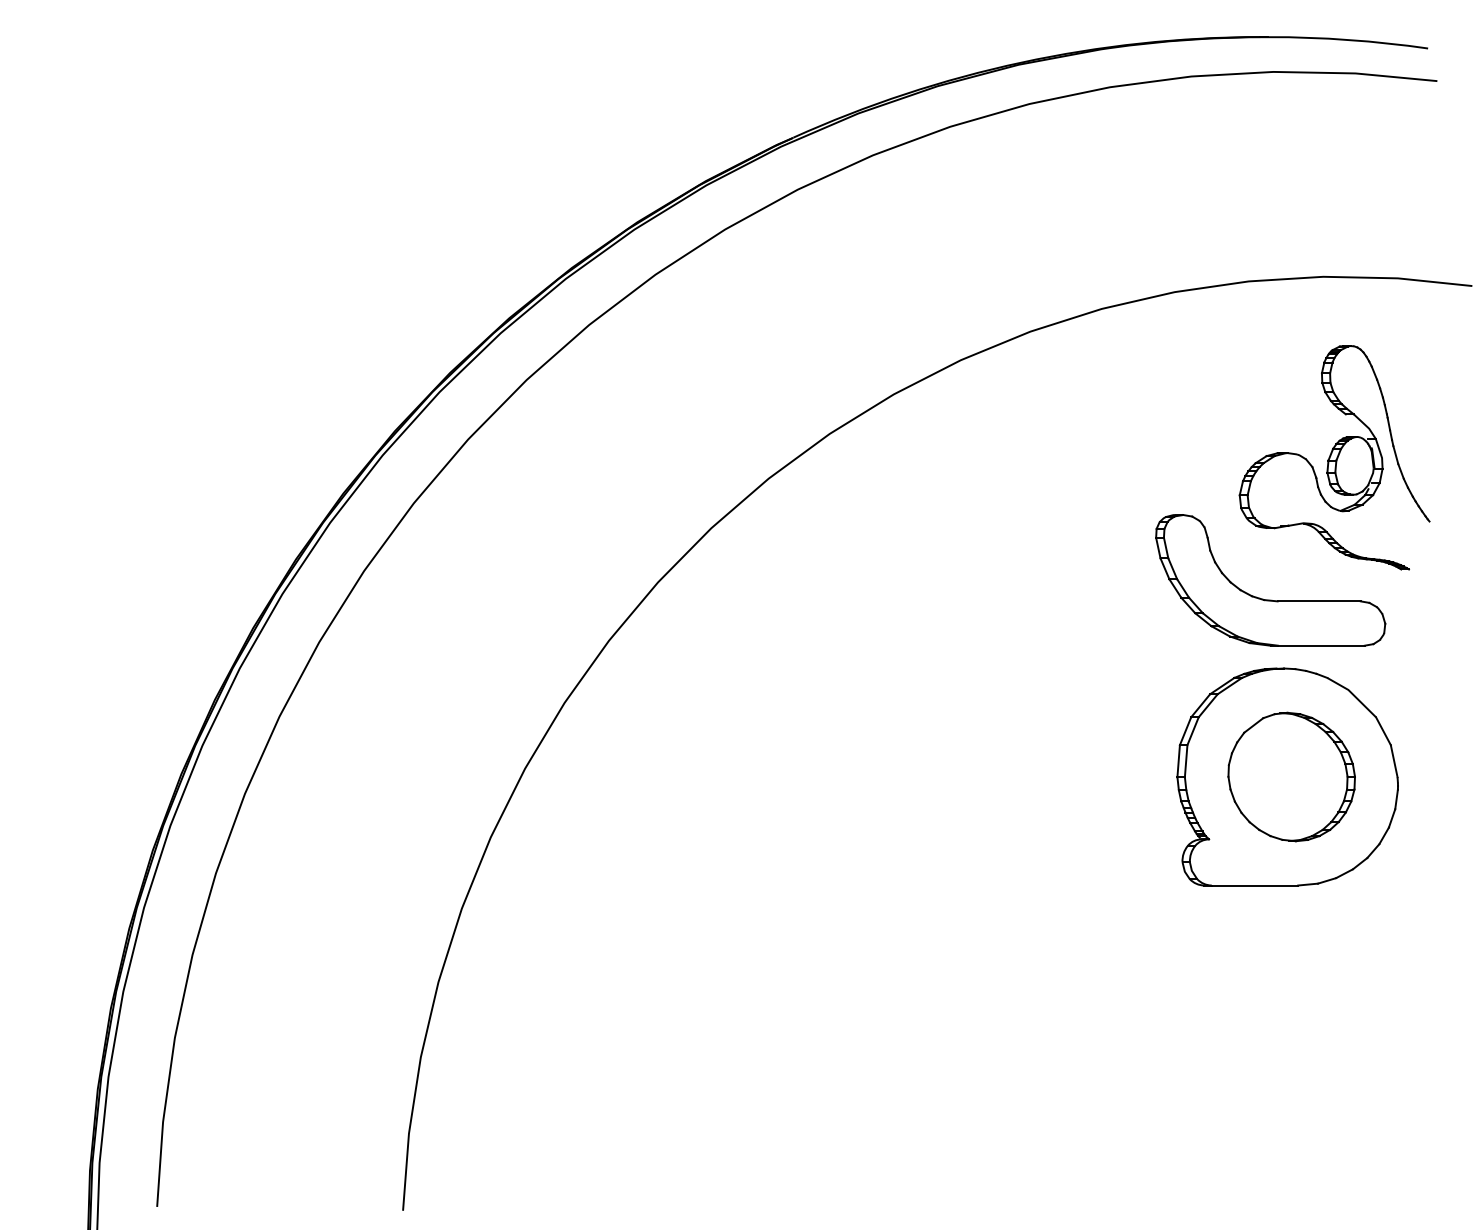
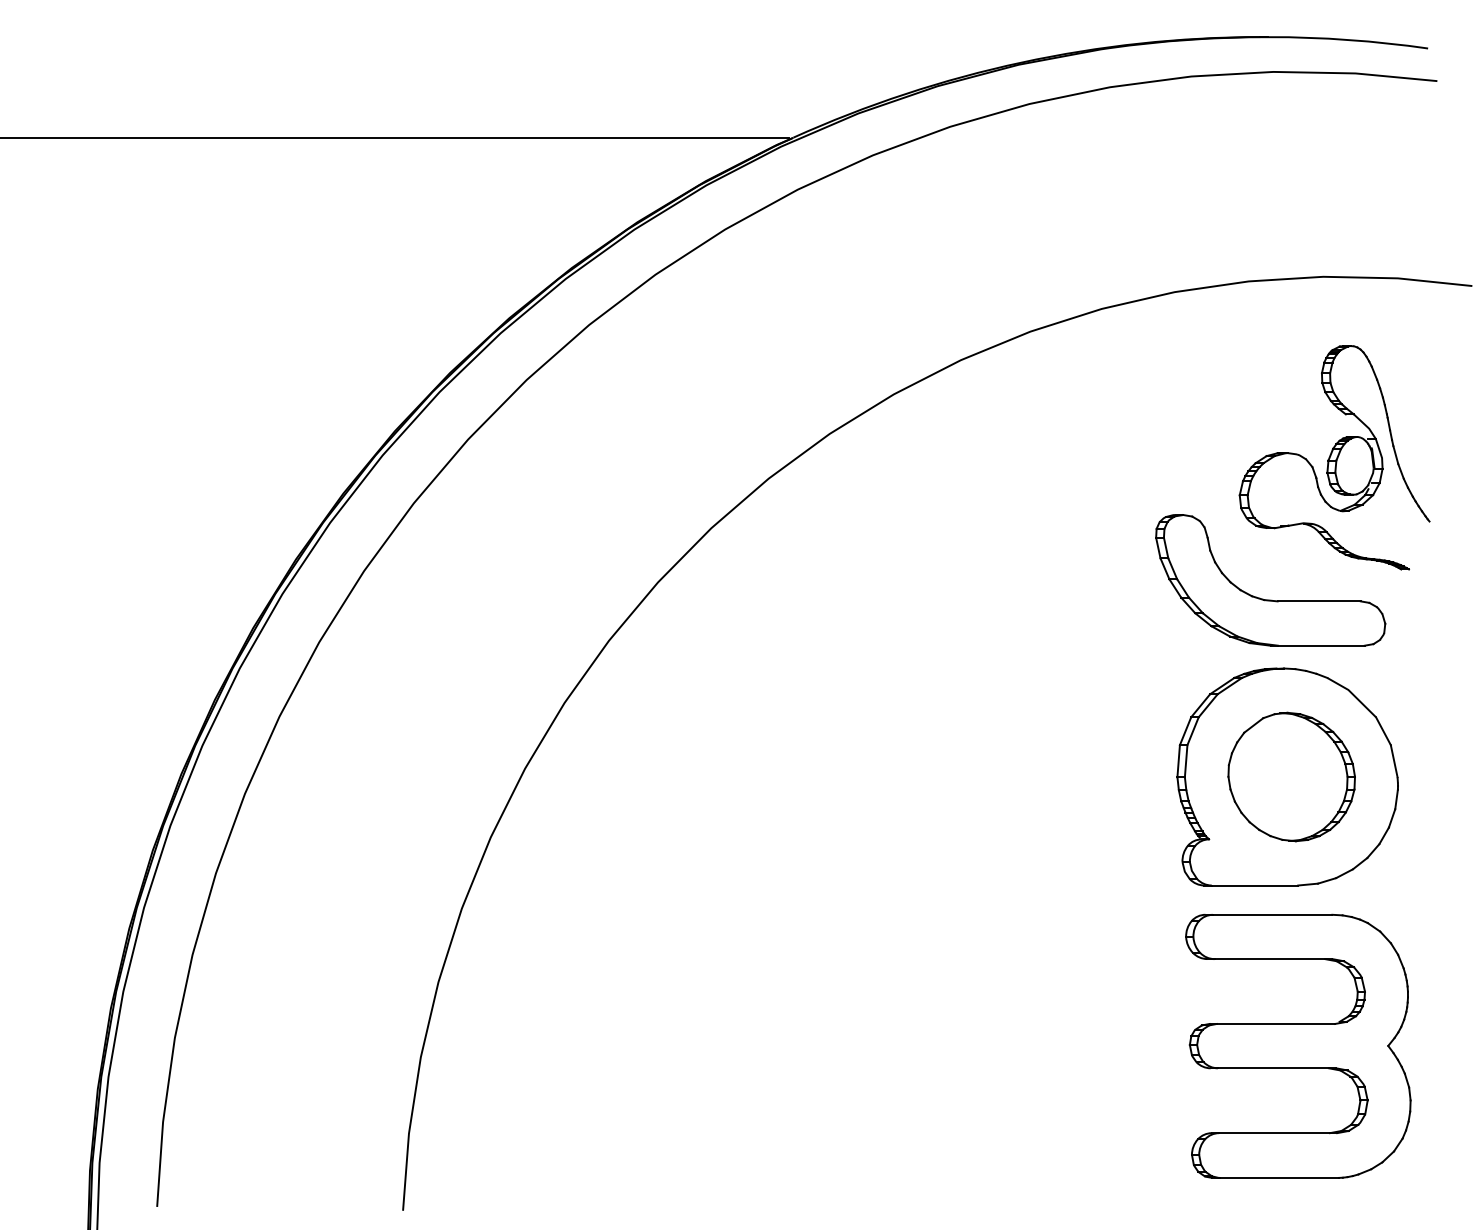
line: none -> present (395, 138)
part: none -> present (1298, 1045)
